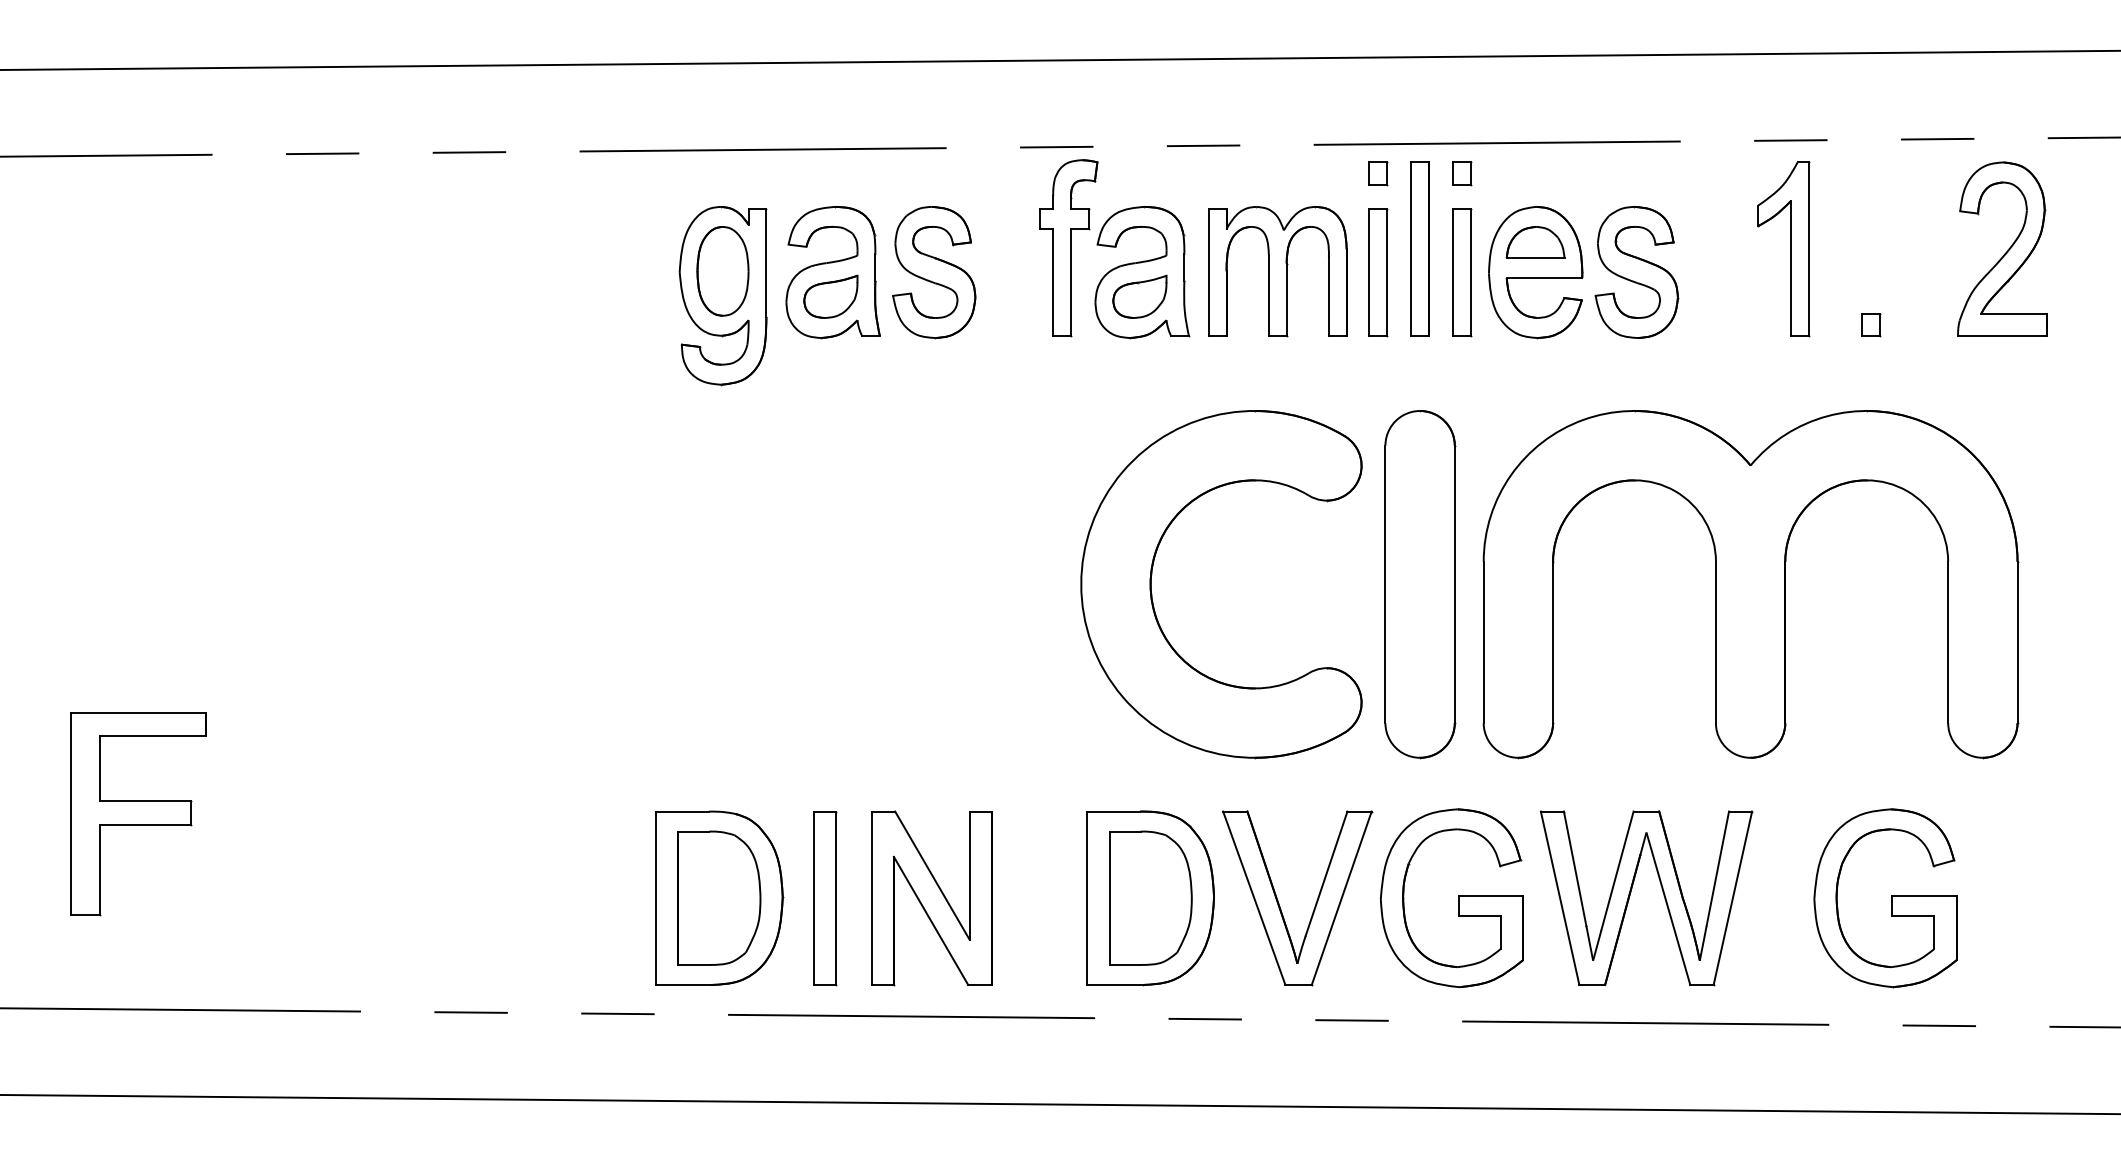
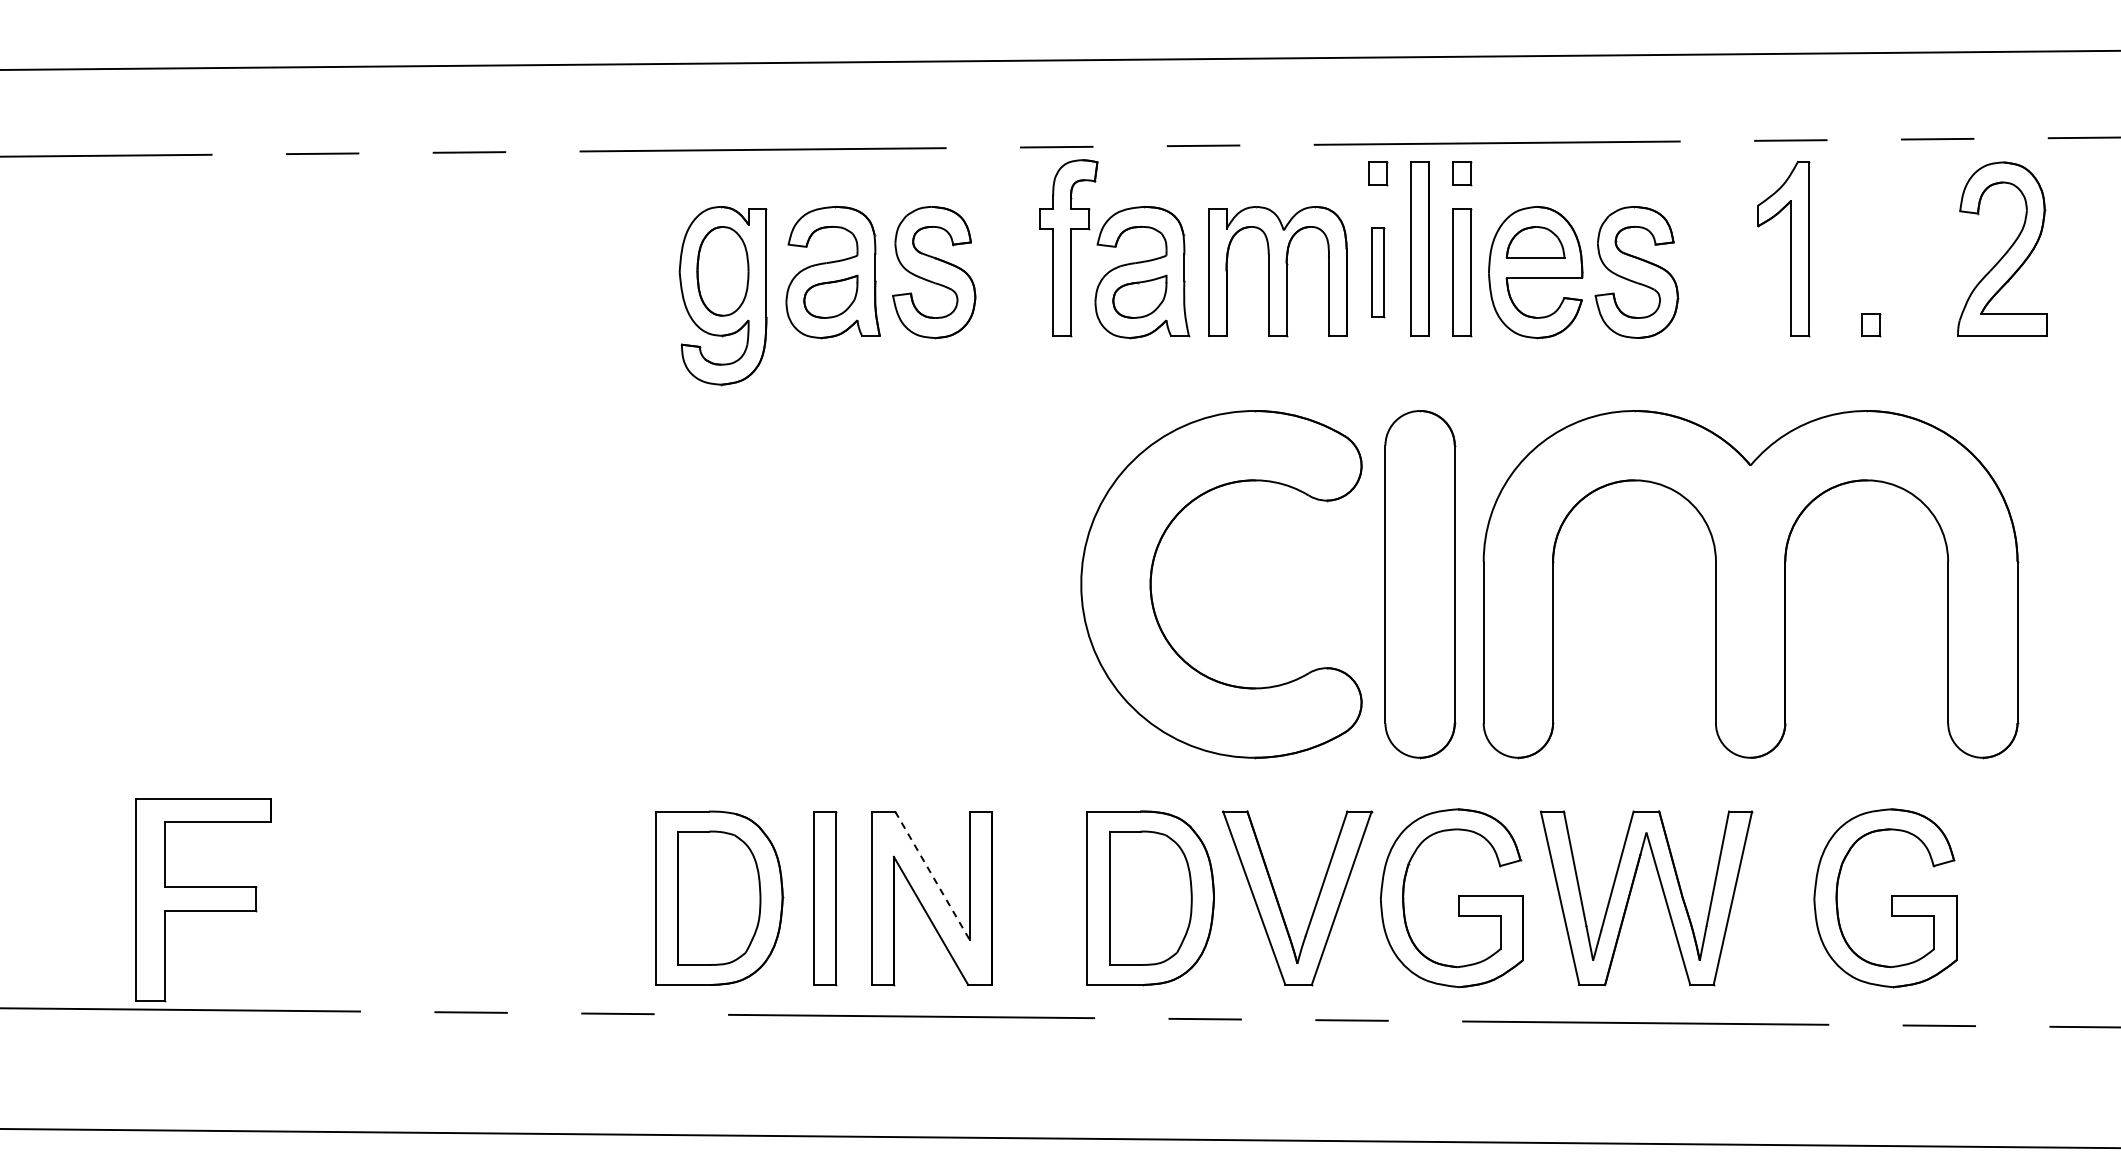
part size: 21x130 px -> 15x92 px (1378, 272)
part position: (138, 814) -> (203, 900) (203, 900)
line: solid -> dashed (932, 876)
line position: (1059, 1104) -> (1059, 1138) (1059, 1138)
